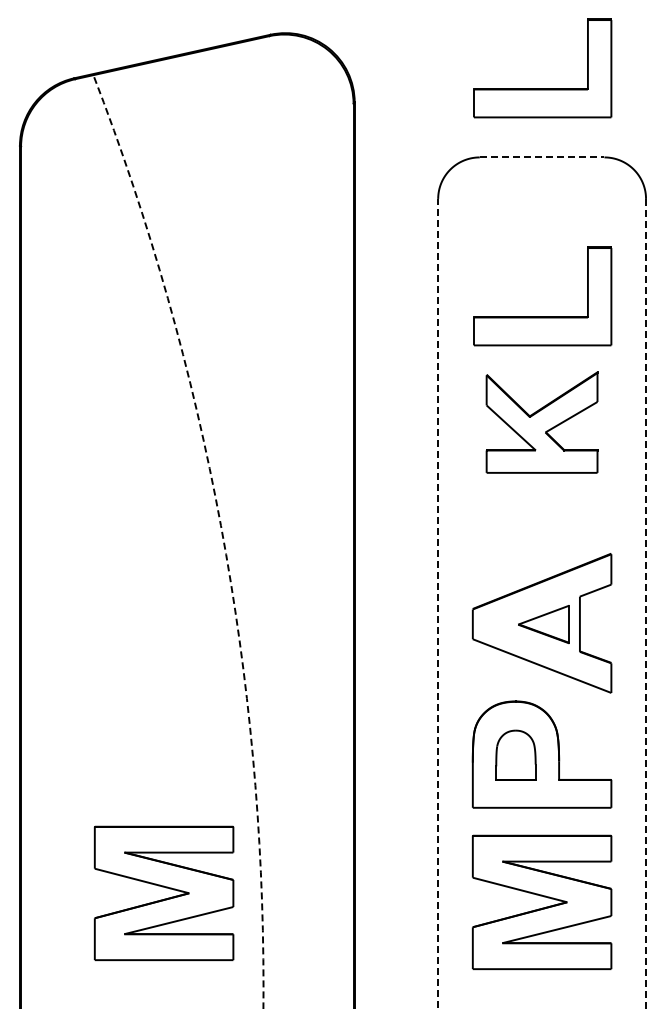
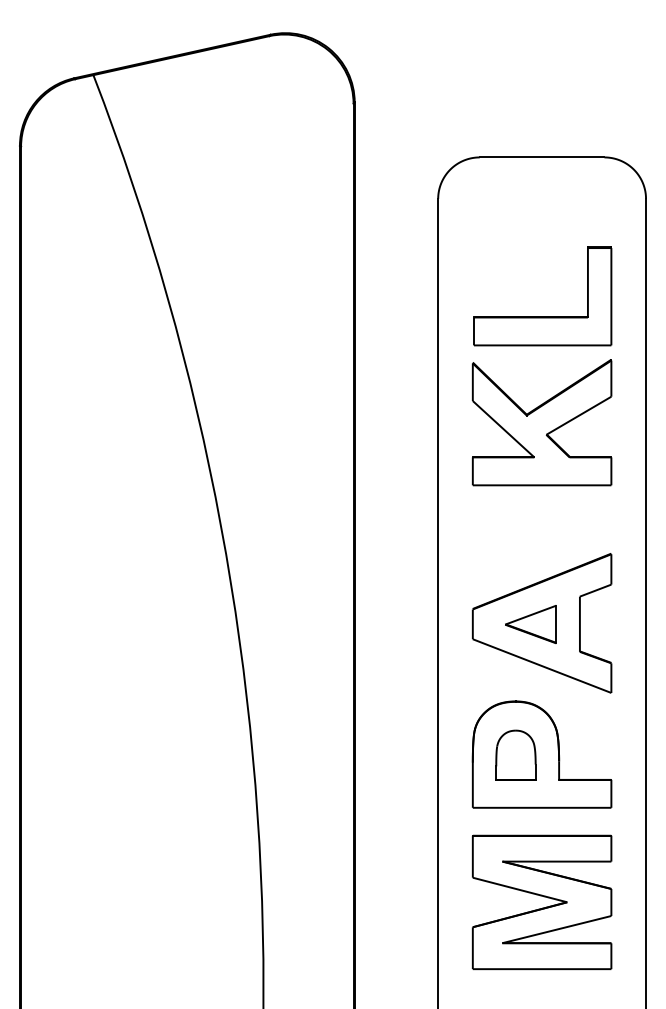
part: present -> none (542, 88)
line: dashed -> solid (542, 157)
part size: 114x103 px -> 142x128 px (541, 422)
arc: dashed -> solid (222, 535)
line: dashed -> solid (438, 603)
line: dashed -> solid (646, 603)
part position: (543, 624) -> (530, 624) (530, 624)
part: present -> none (163, 893)
